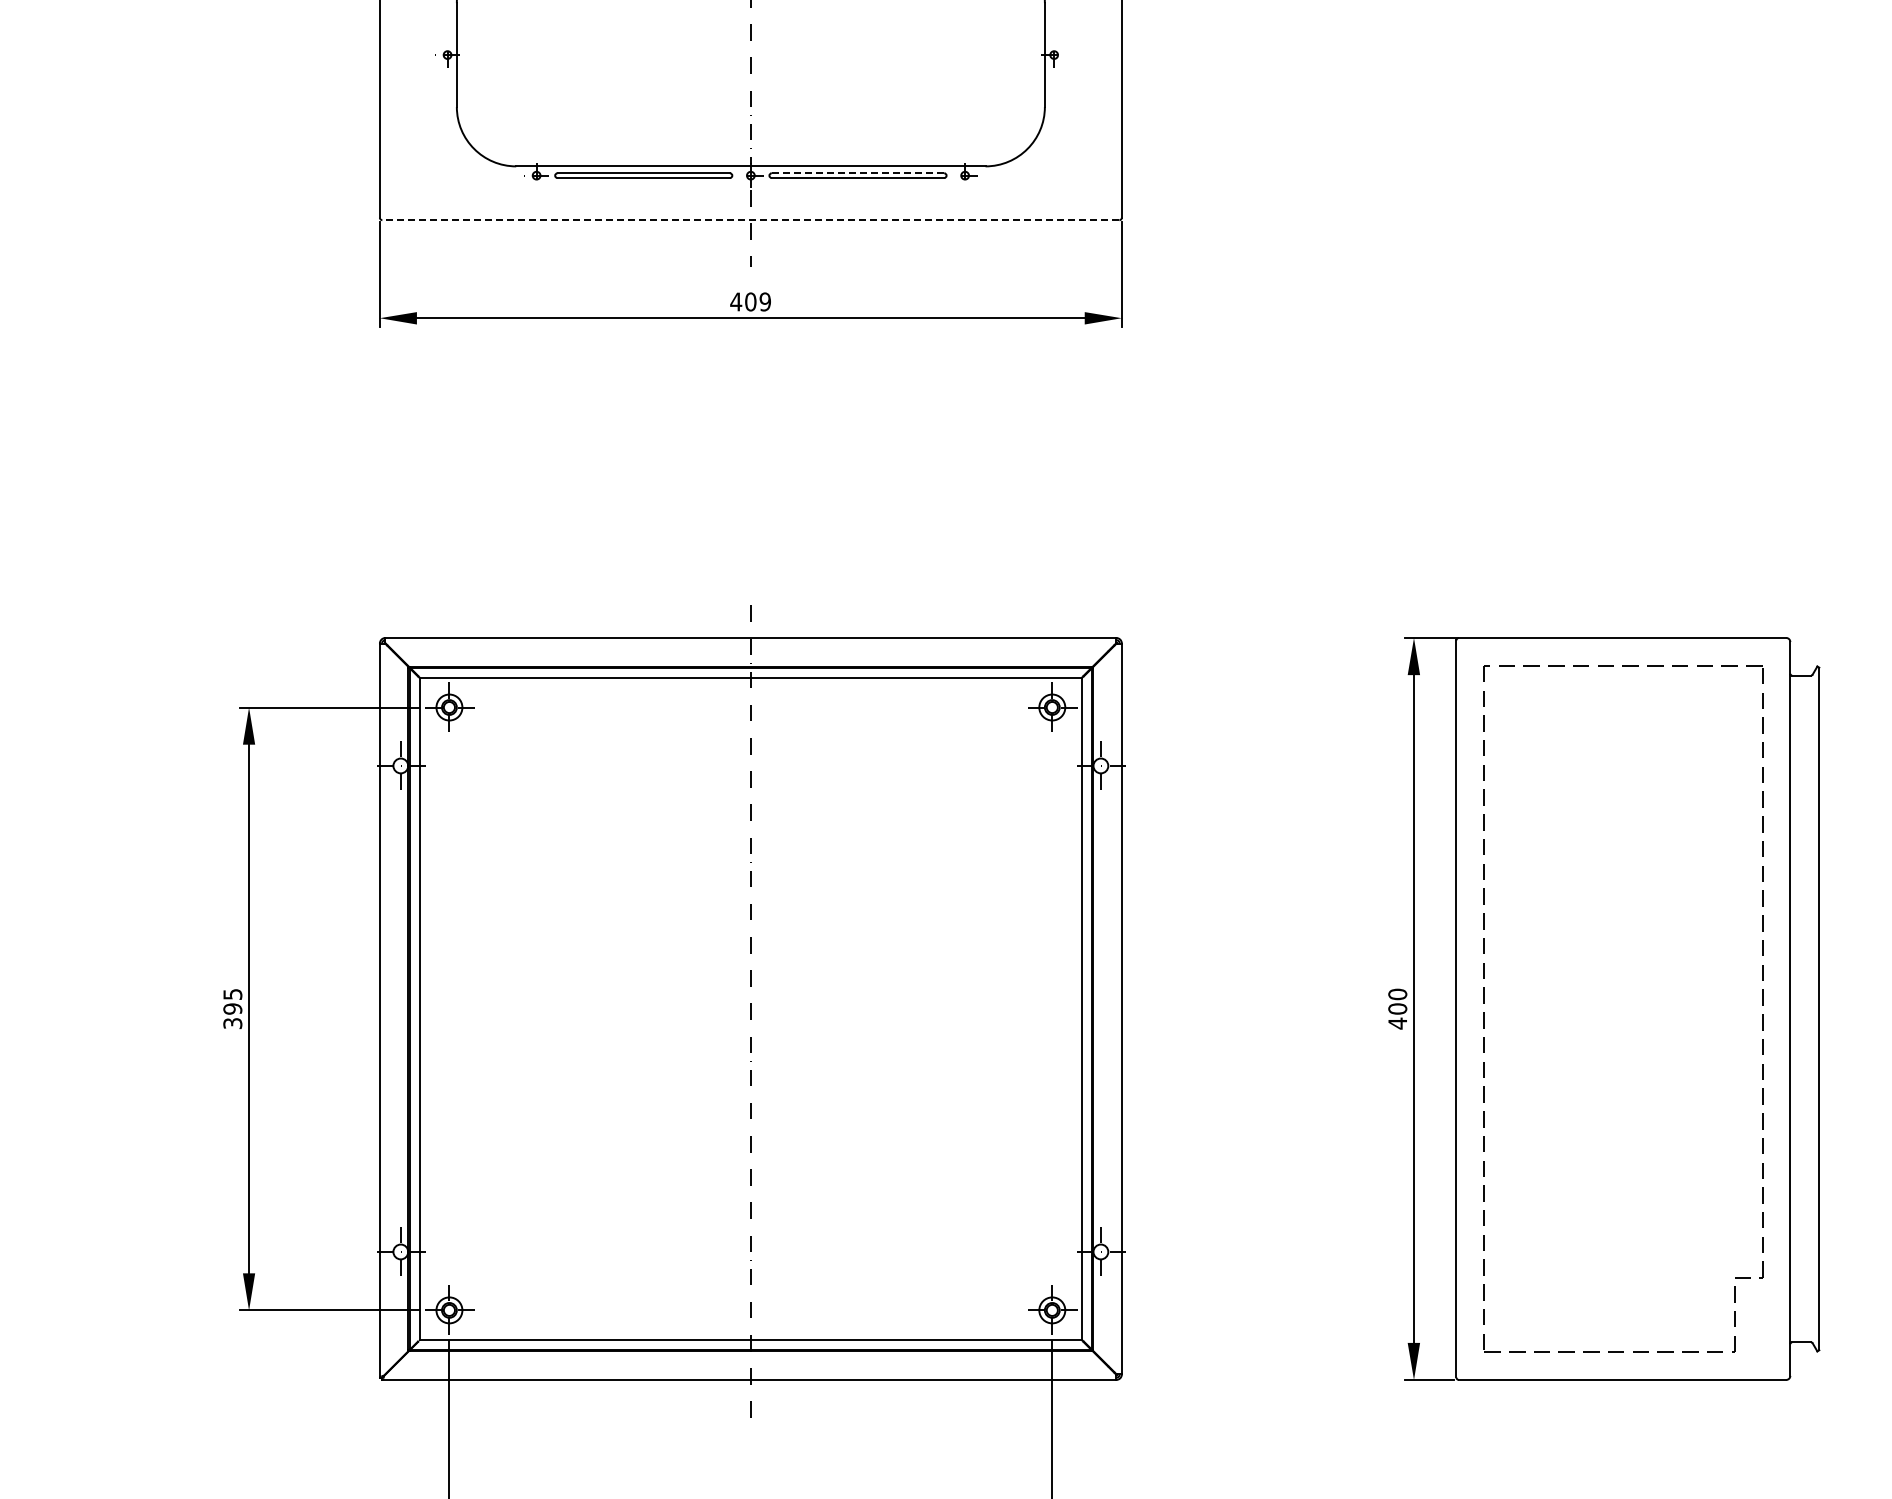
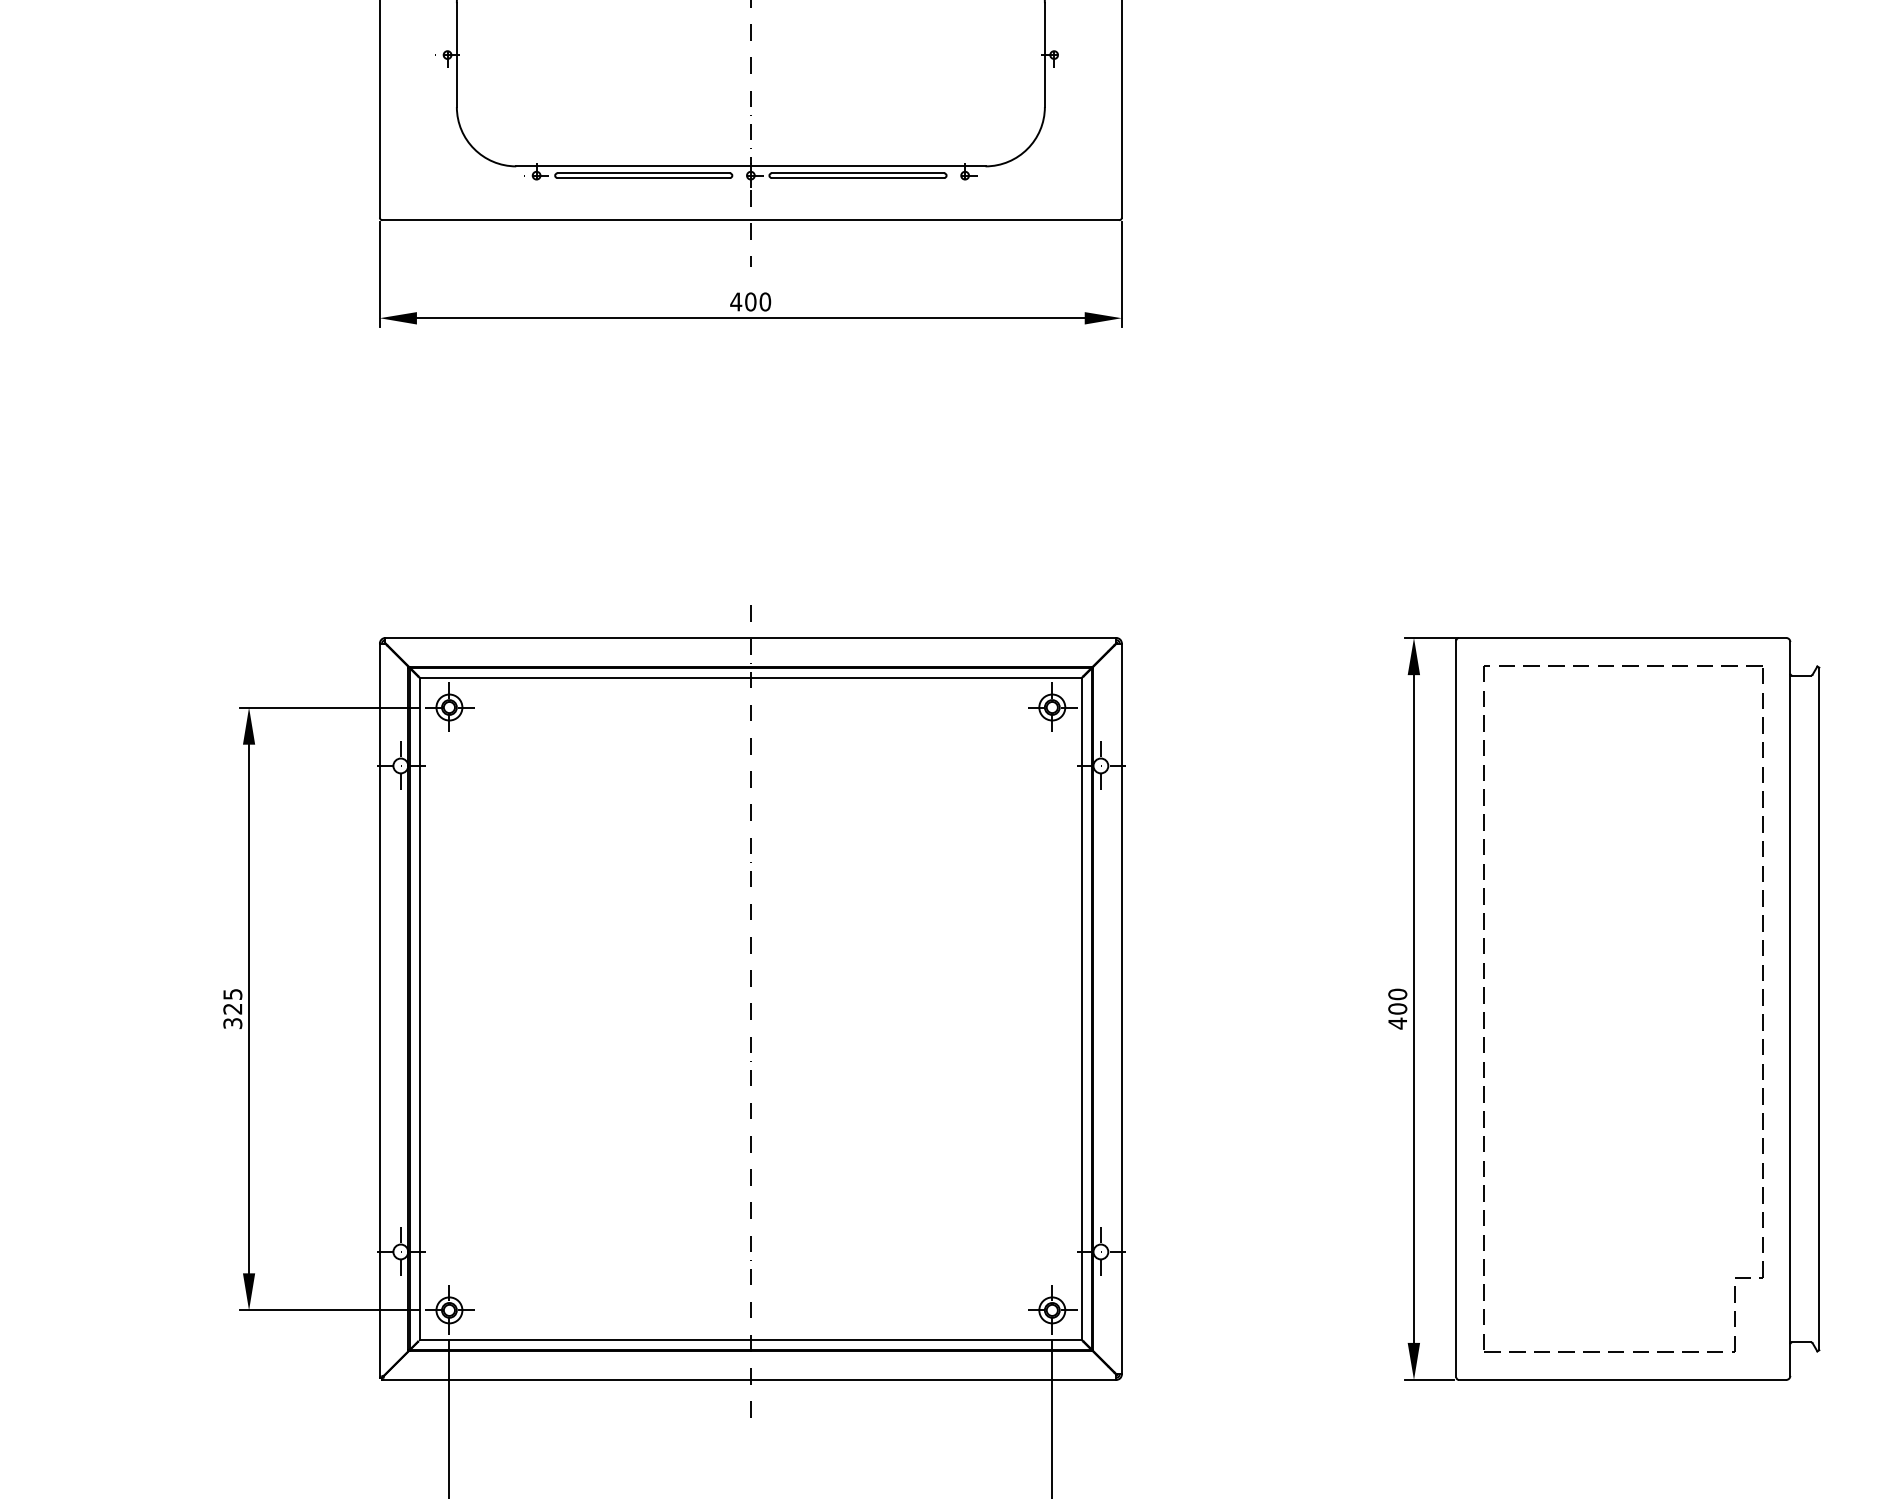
line: dashed -> solid (857, 173)
line: dashed -> solid (750, 220)
text: 409 -> 400 (765, 301)
text: 395 -> 325 (232, 1008)
